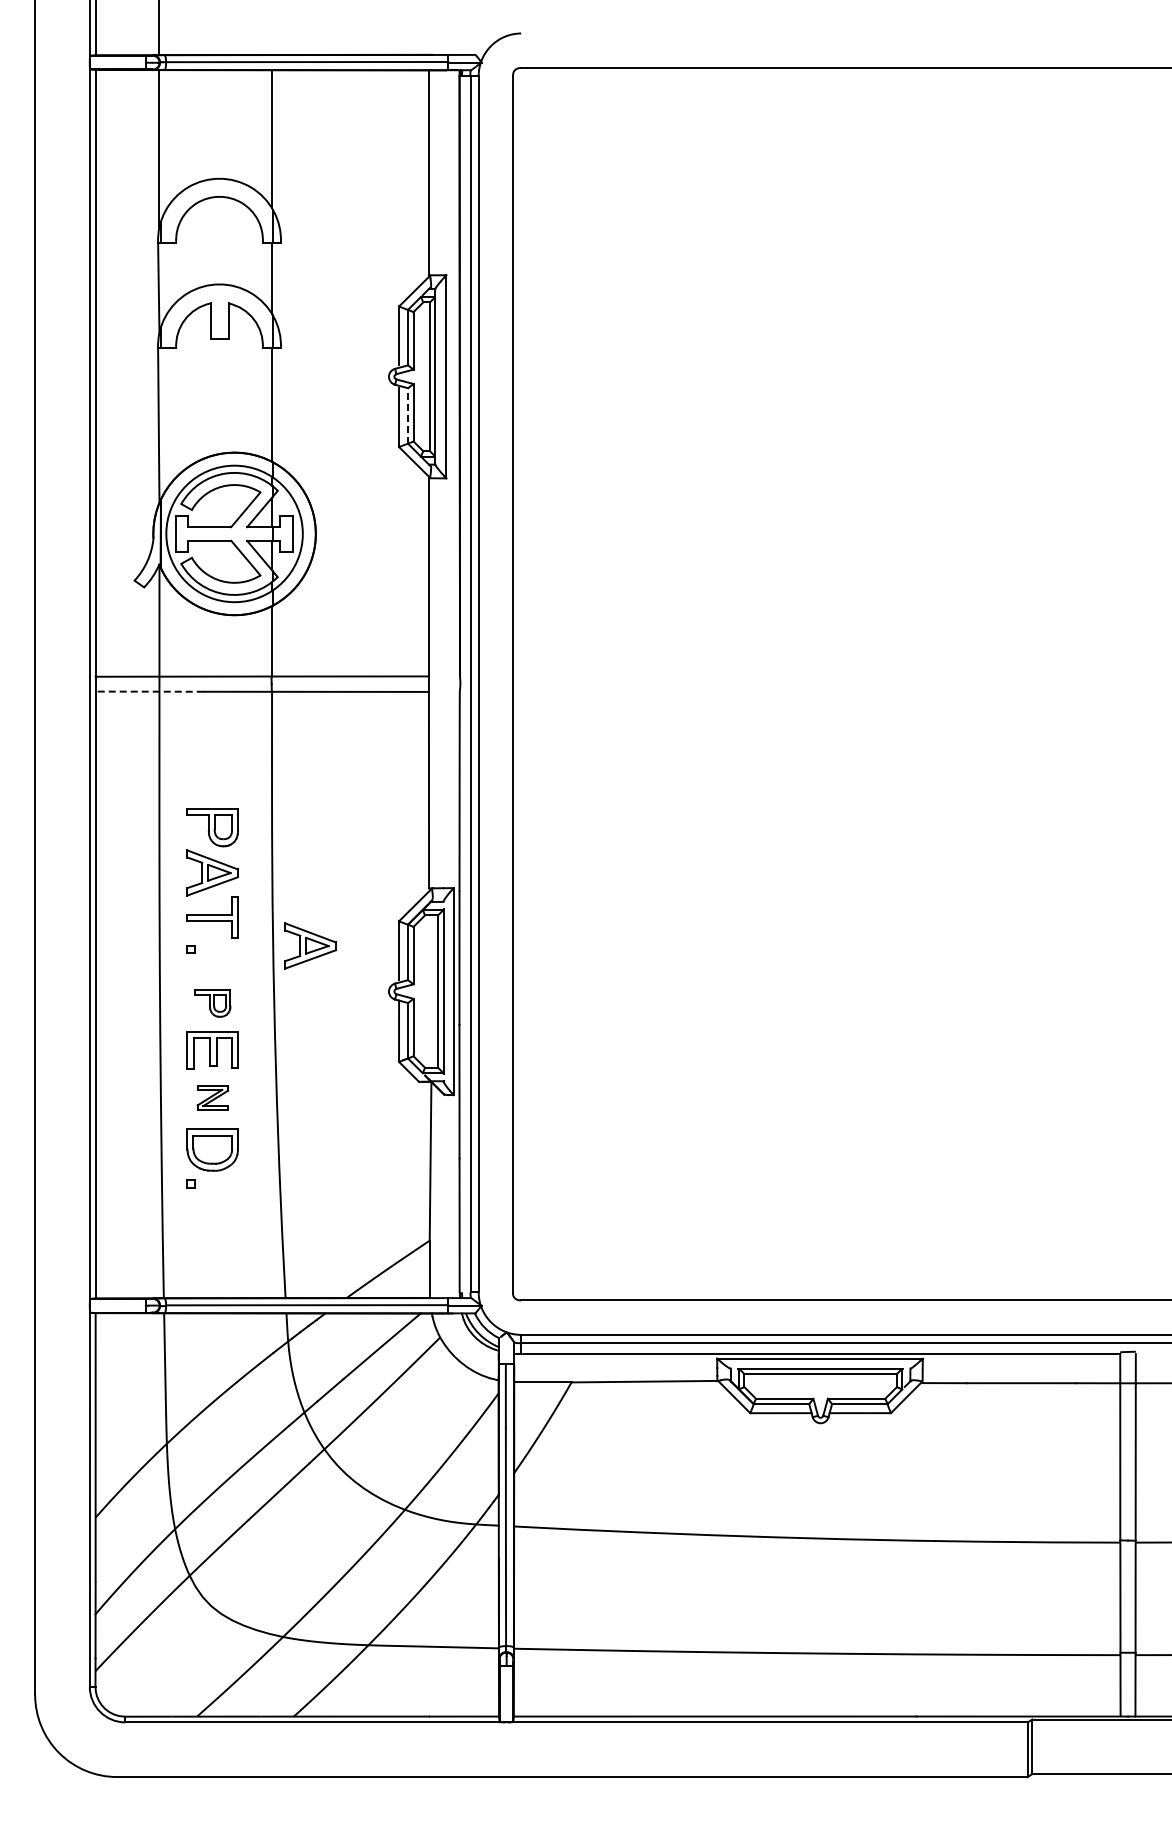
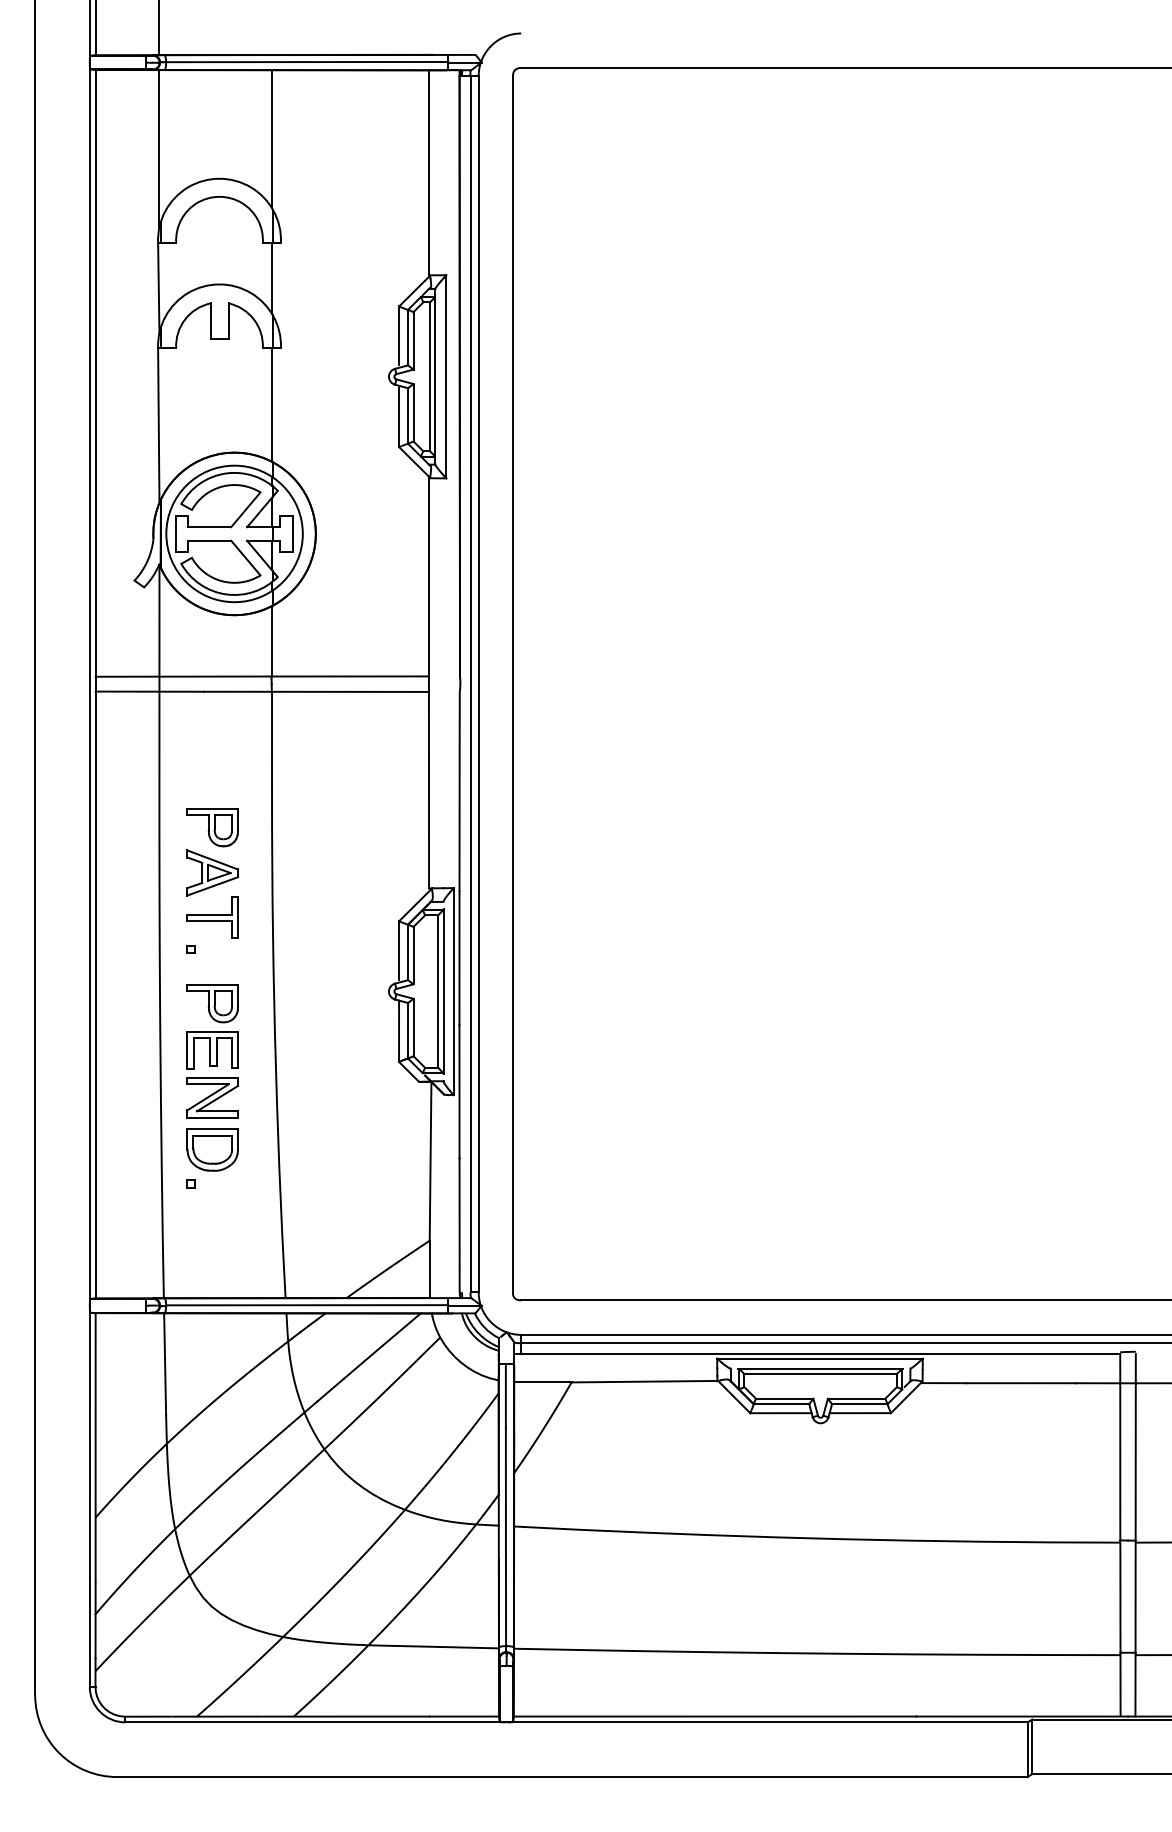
line: dashed -> solid (408, 415)
line: dashed -> solid (149, 691)
part: present -> none (310, 945)
part size: 38x29 px -> 53x40 px (212, 1003)
part size: 33x26 px -> 54x42 px (212, 1097)
